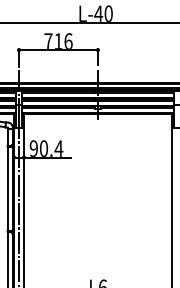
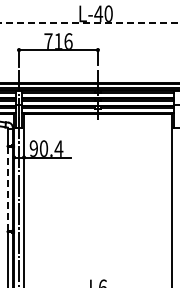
line: solid -> dashed (89, 22)
line: solid -> dashed (7, 189)
